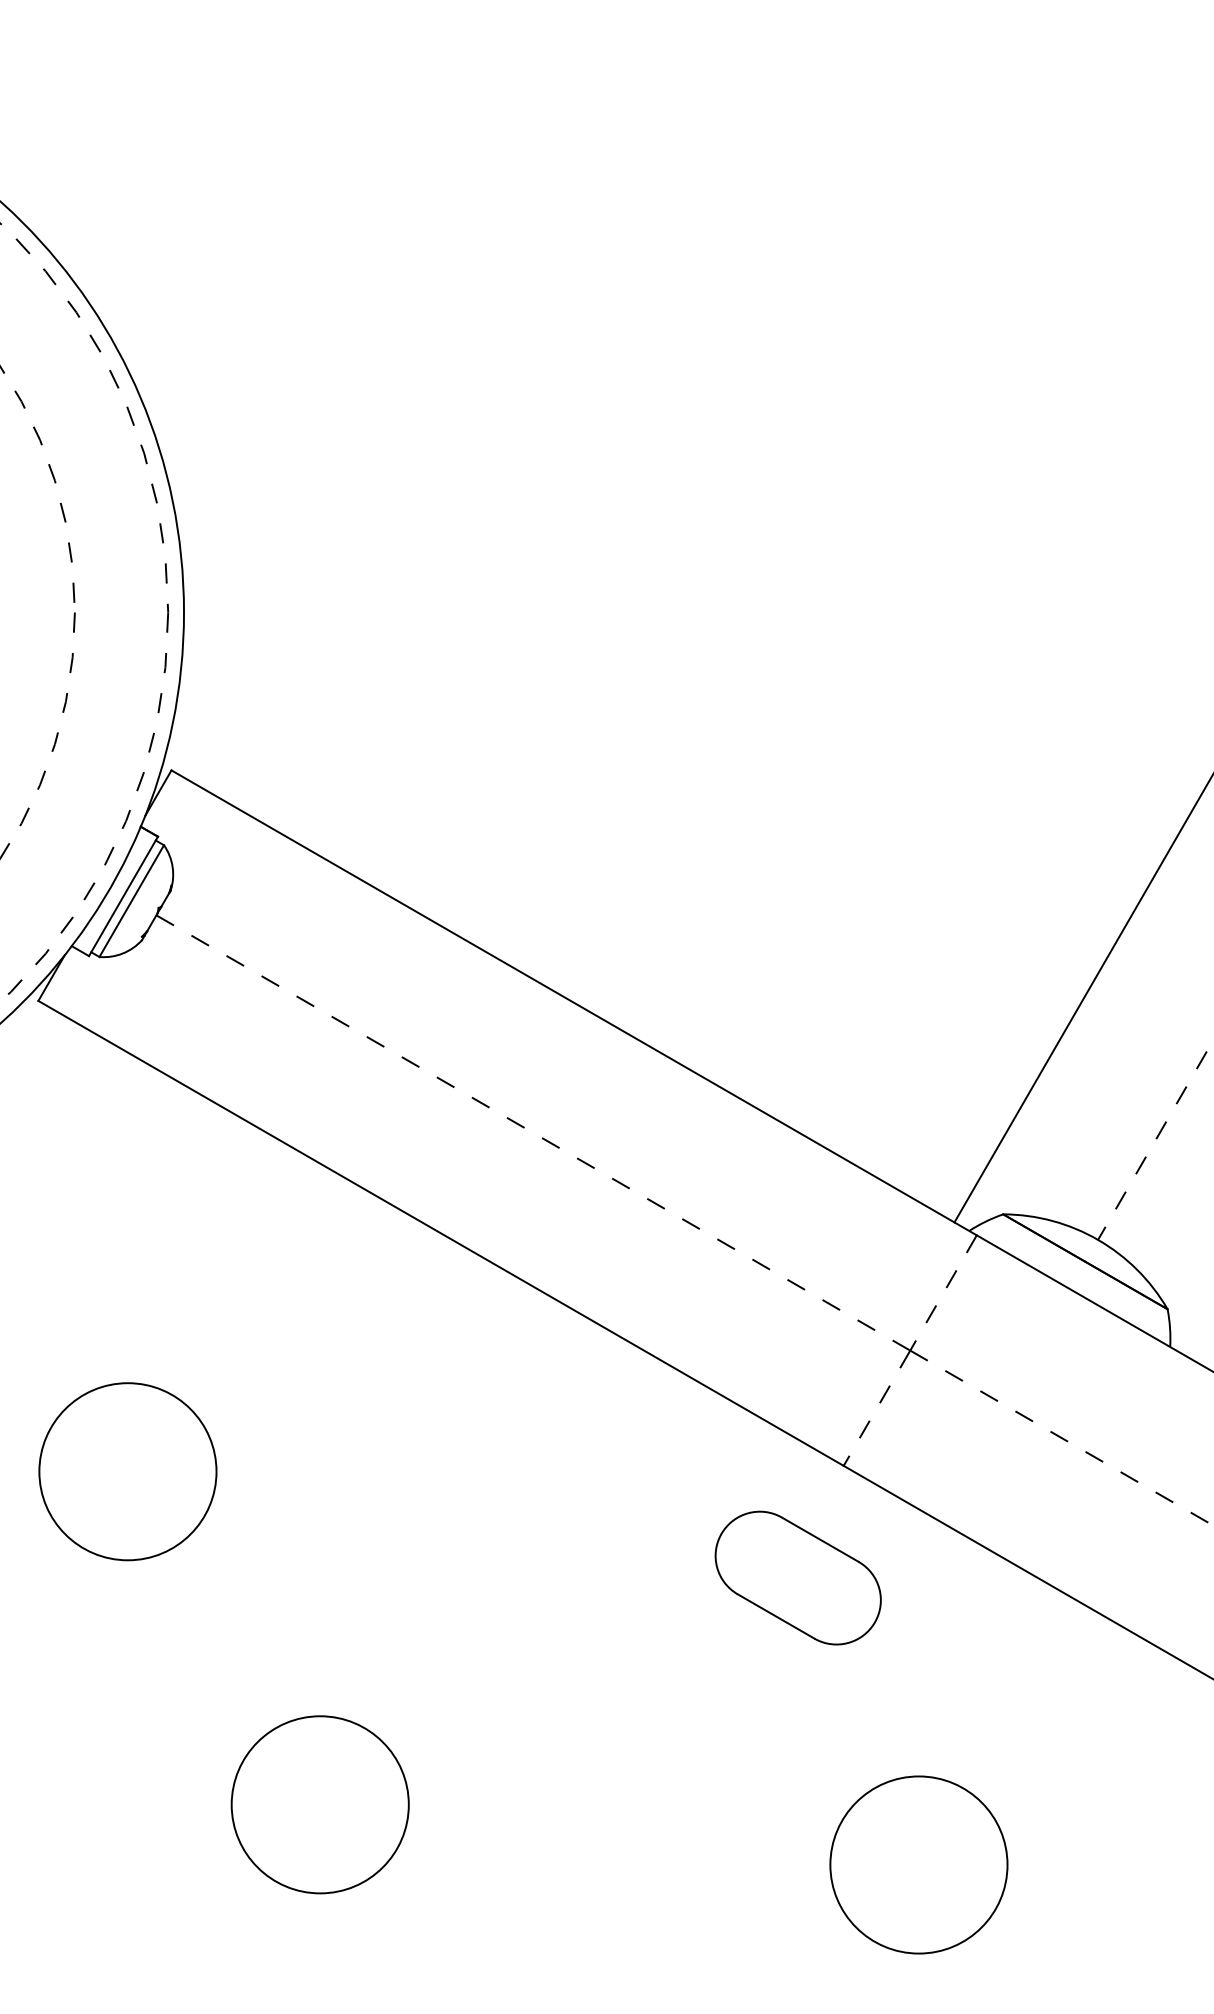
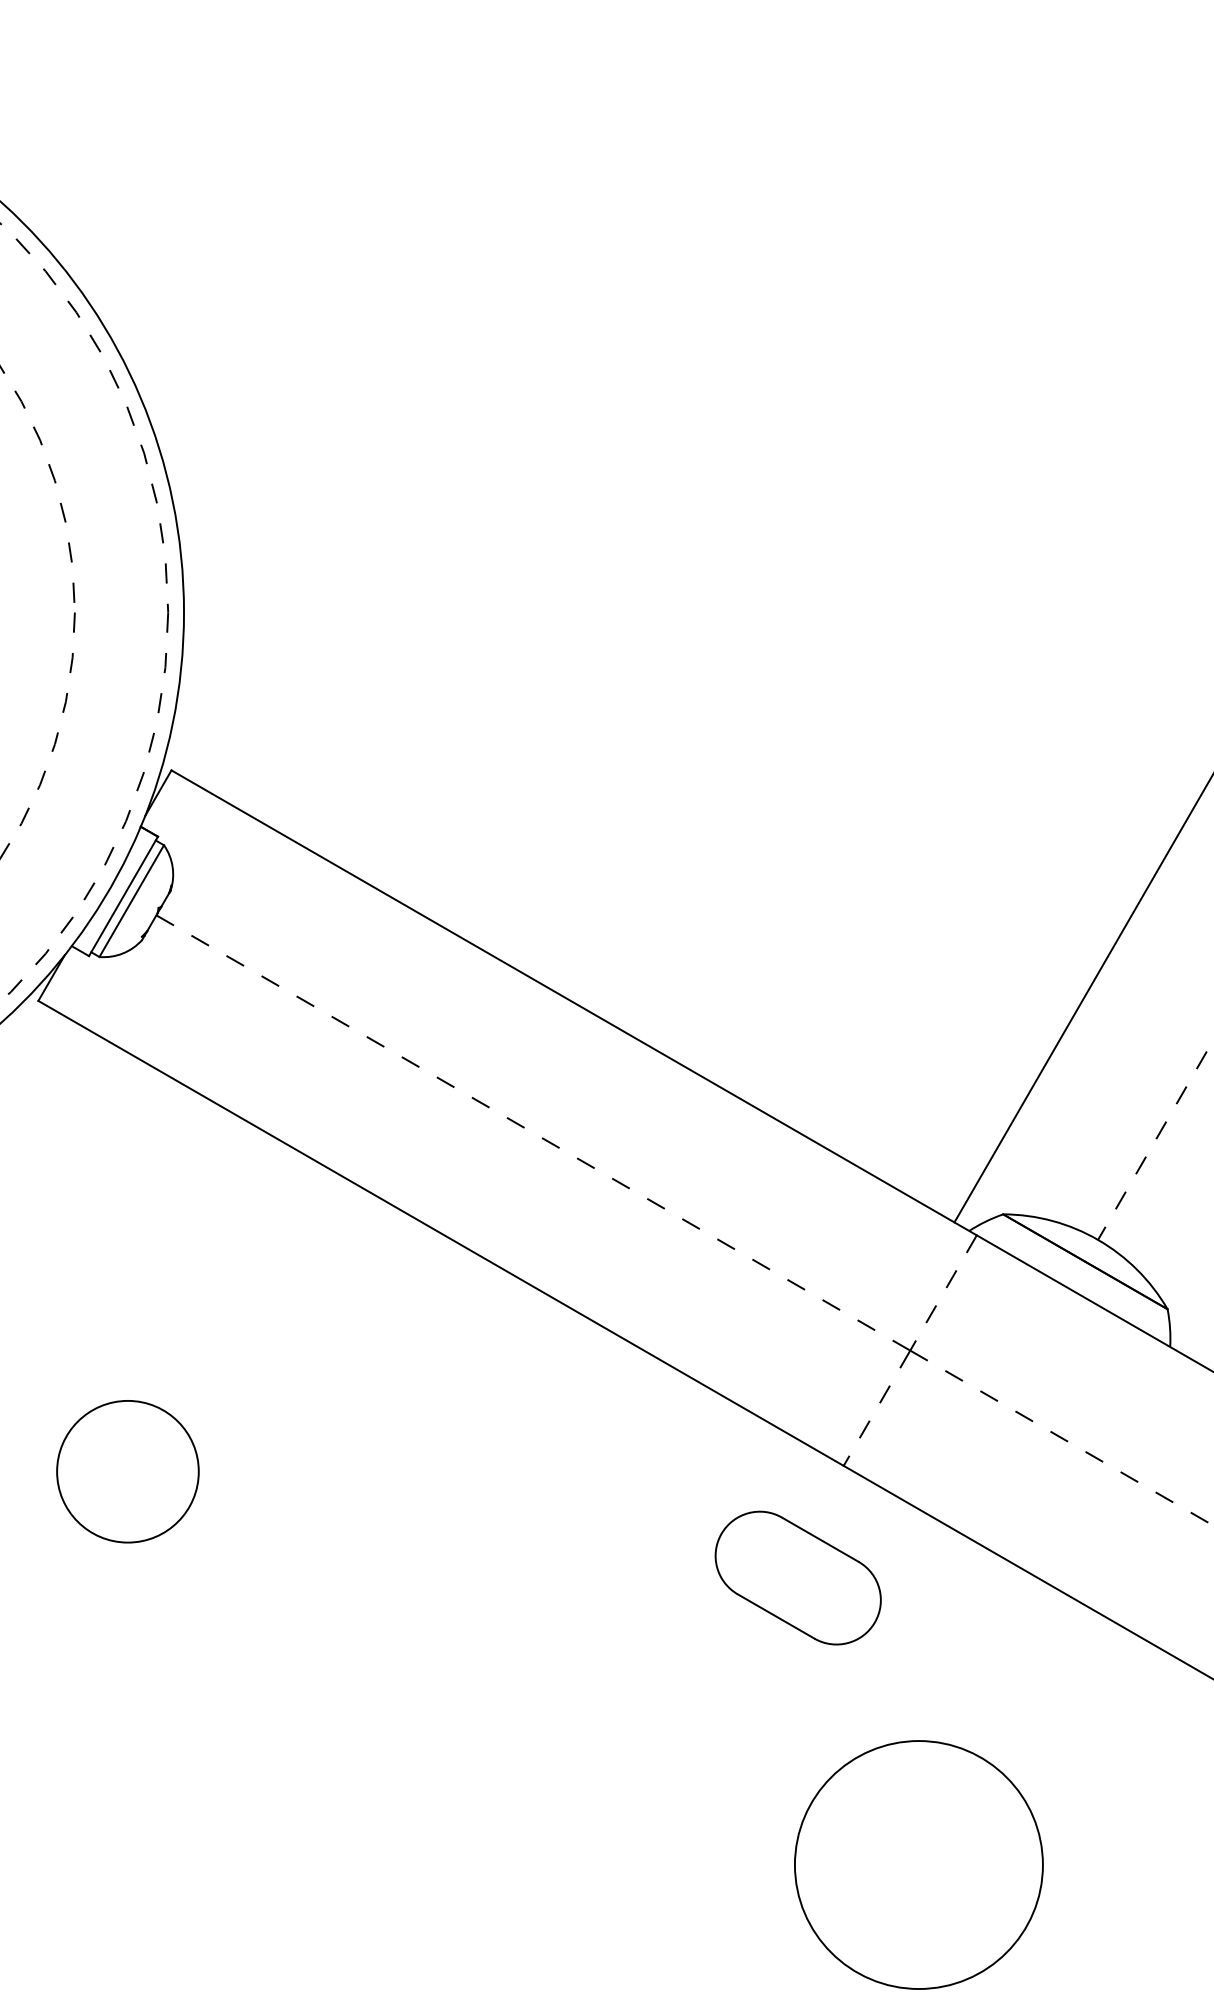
circle diameter: 177 px -> 142 px (127, 1471)
circle: present -> none (319, 1804)
circle diameter: 177 px -> 248 px (918, 1865)
